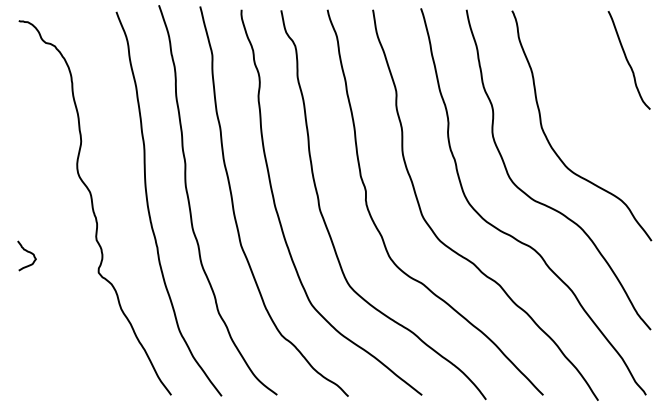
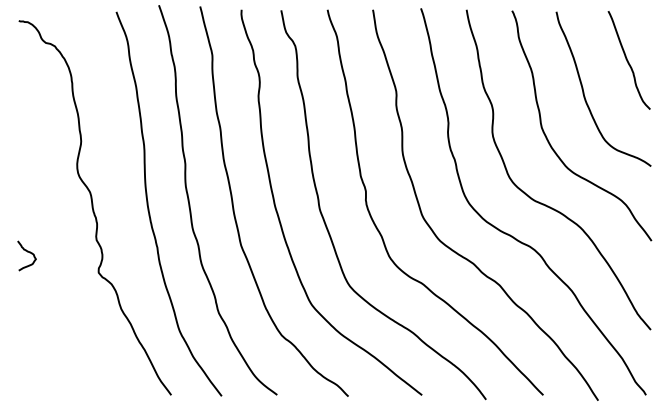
curve: none -> present (584, 91)
